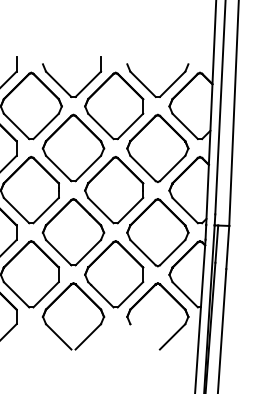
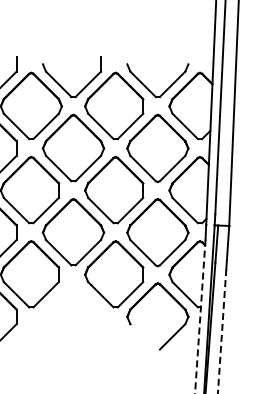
part: present -> none (57, 299)
line: solid -> dashed (200, 316)
line: solid -> dashed (222, 331)
